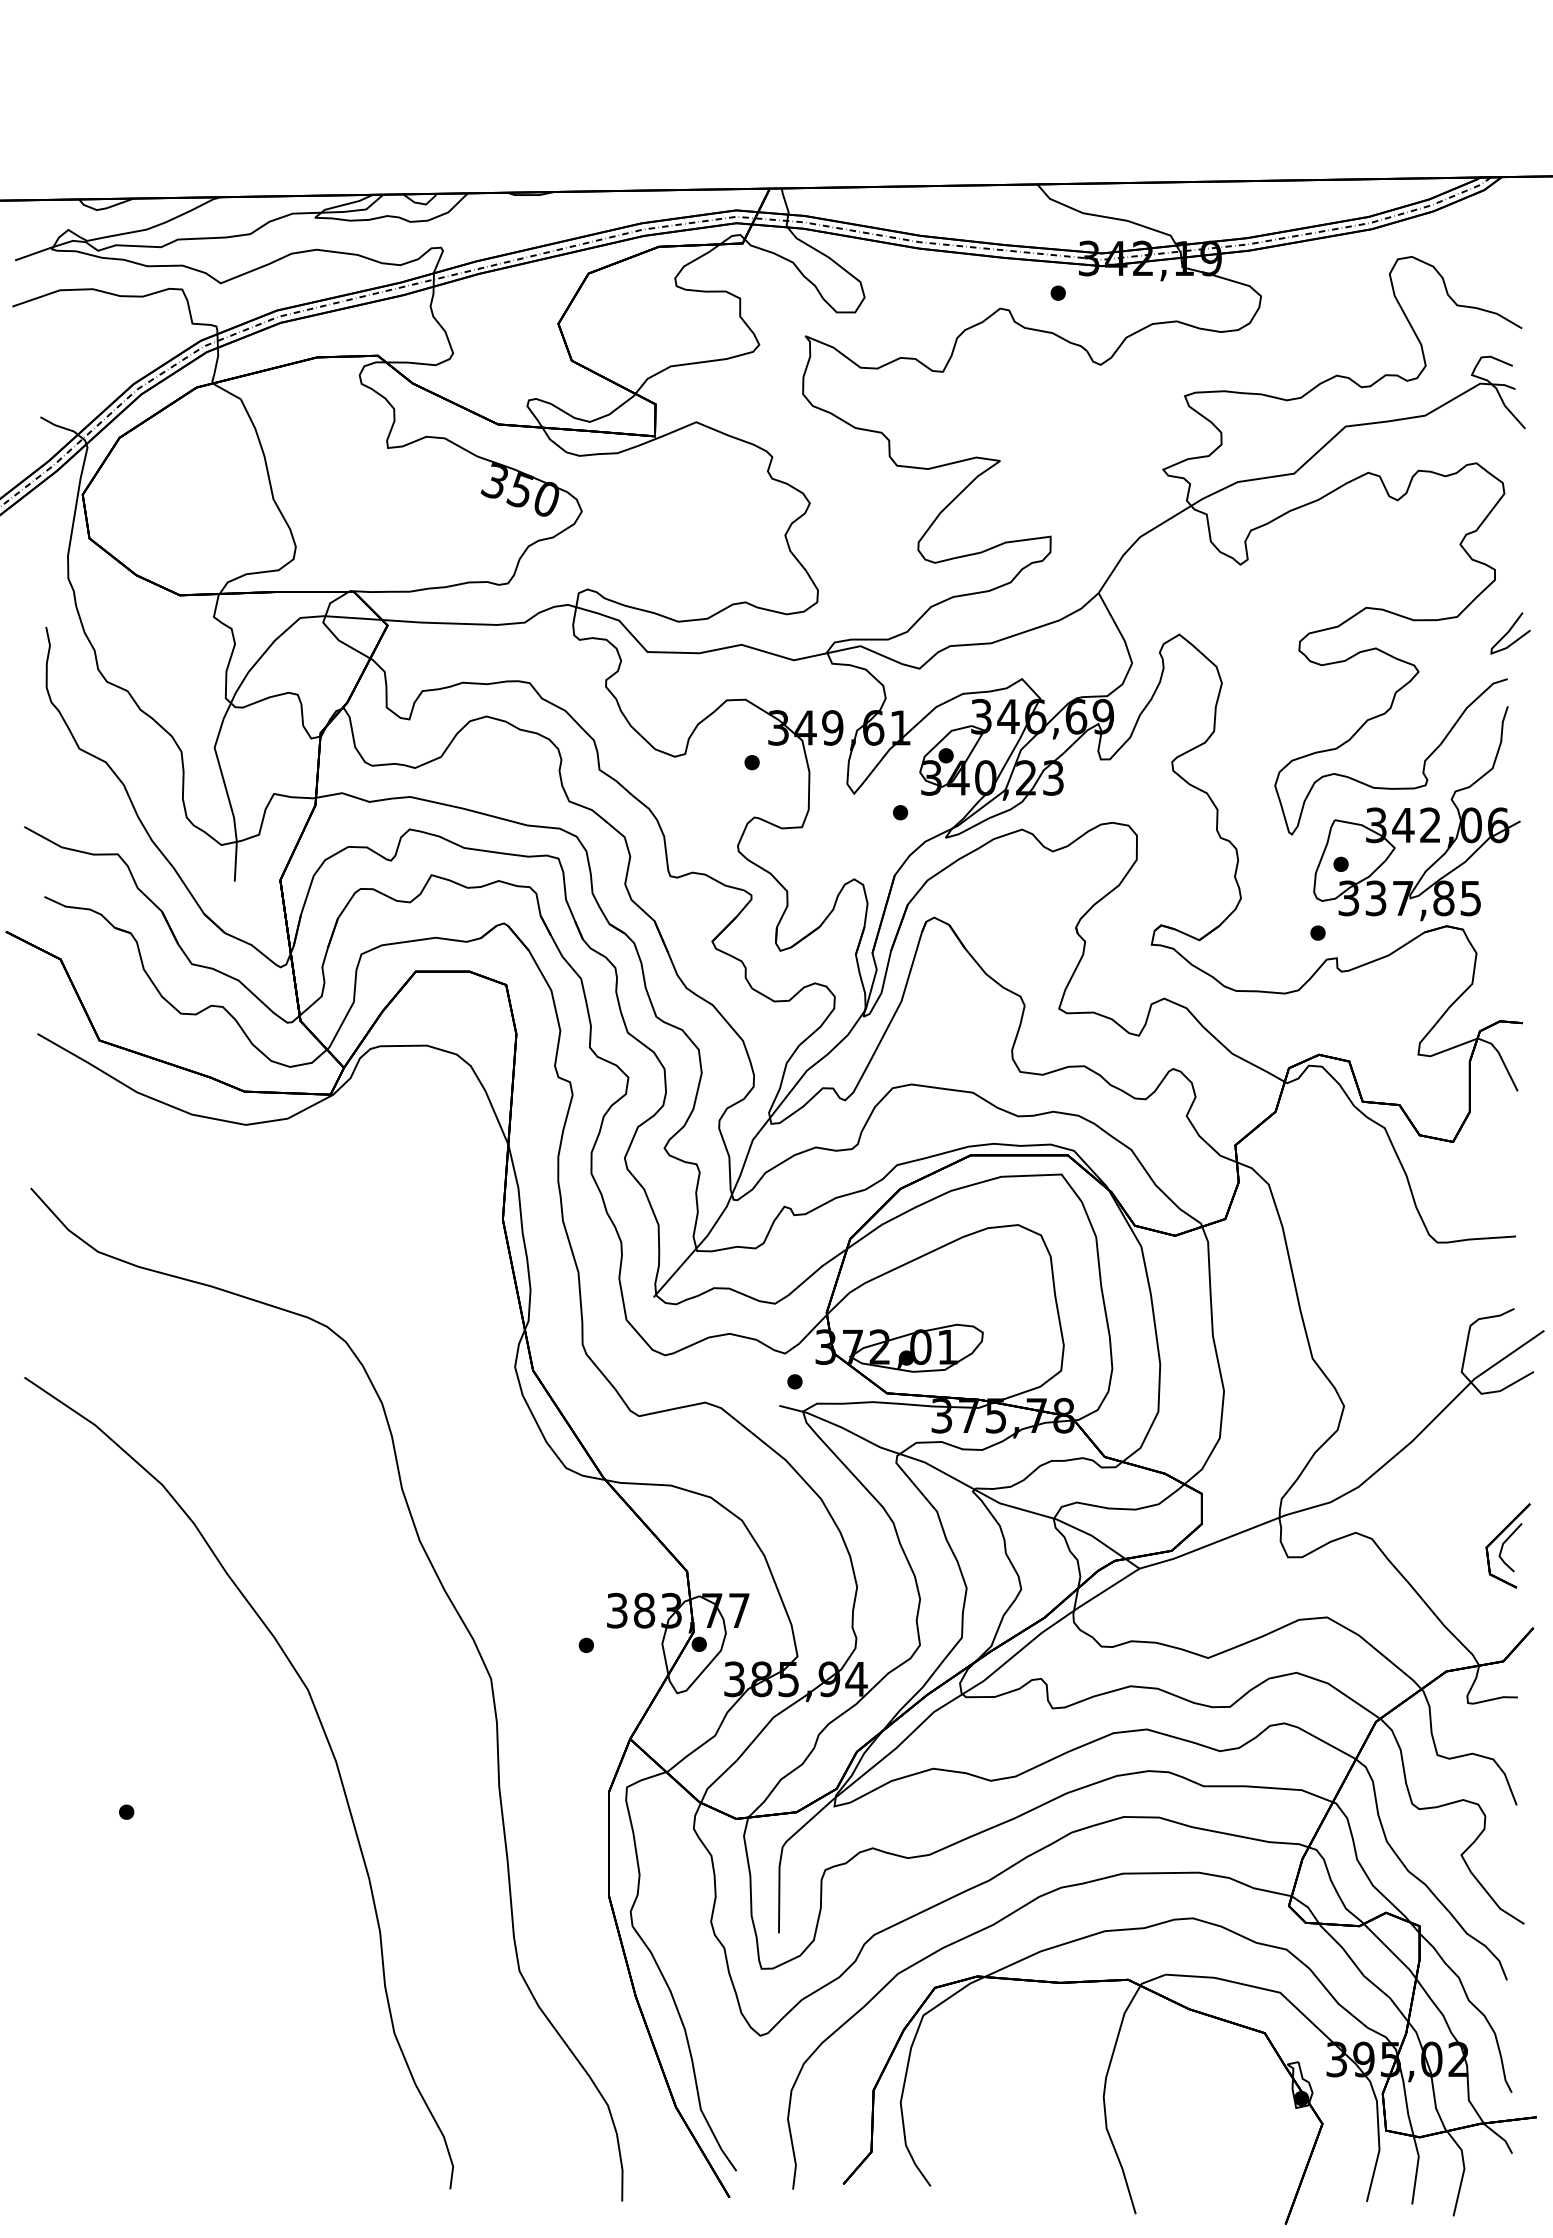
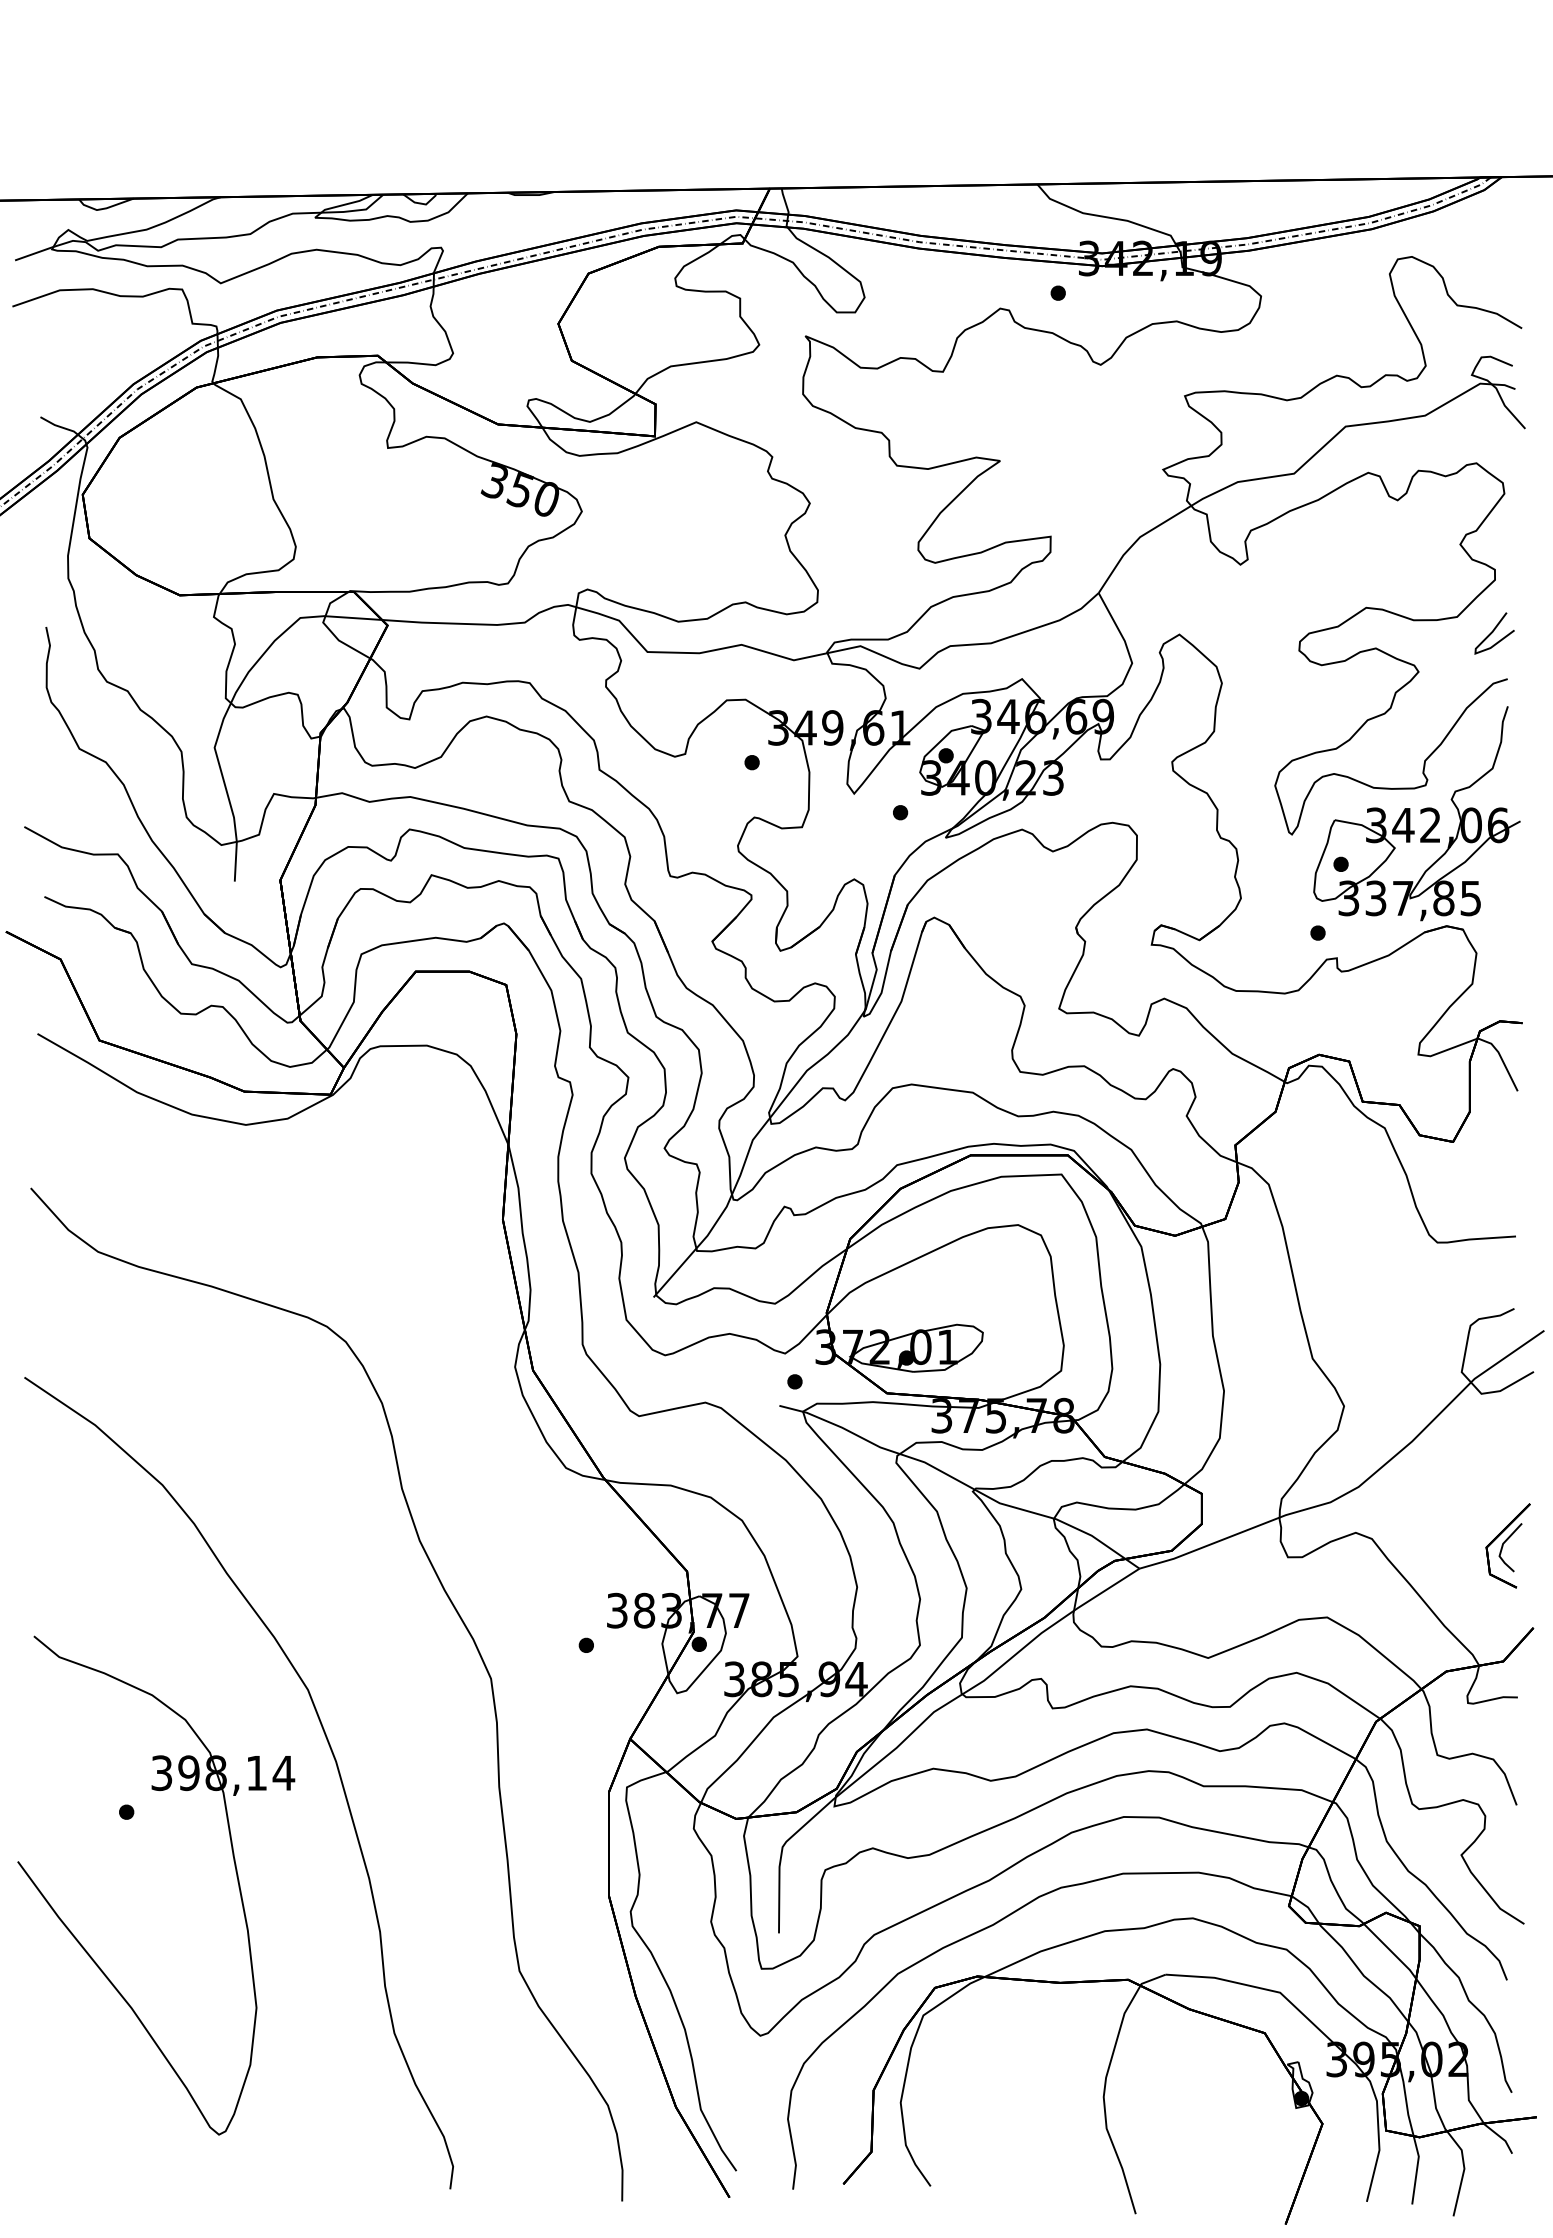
curve position: (1509, 632) -> (1493, 632) (1493, 632)
part: none -> present (235, 1872)
